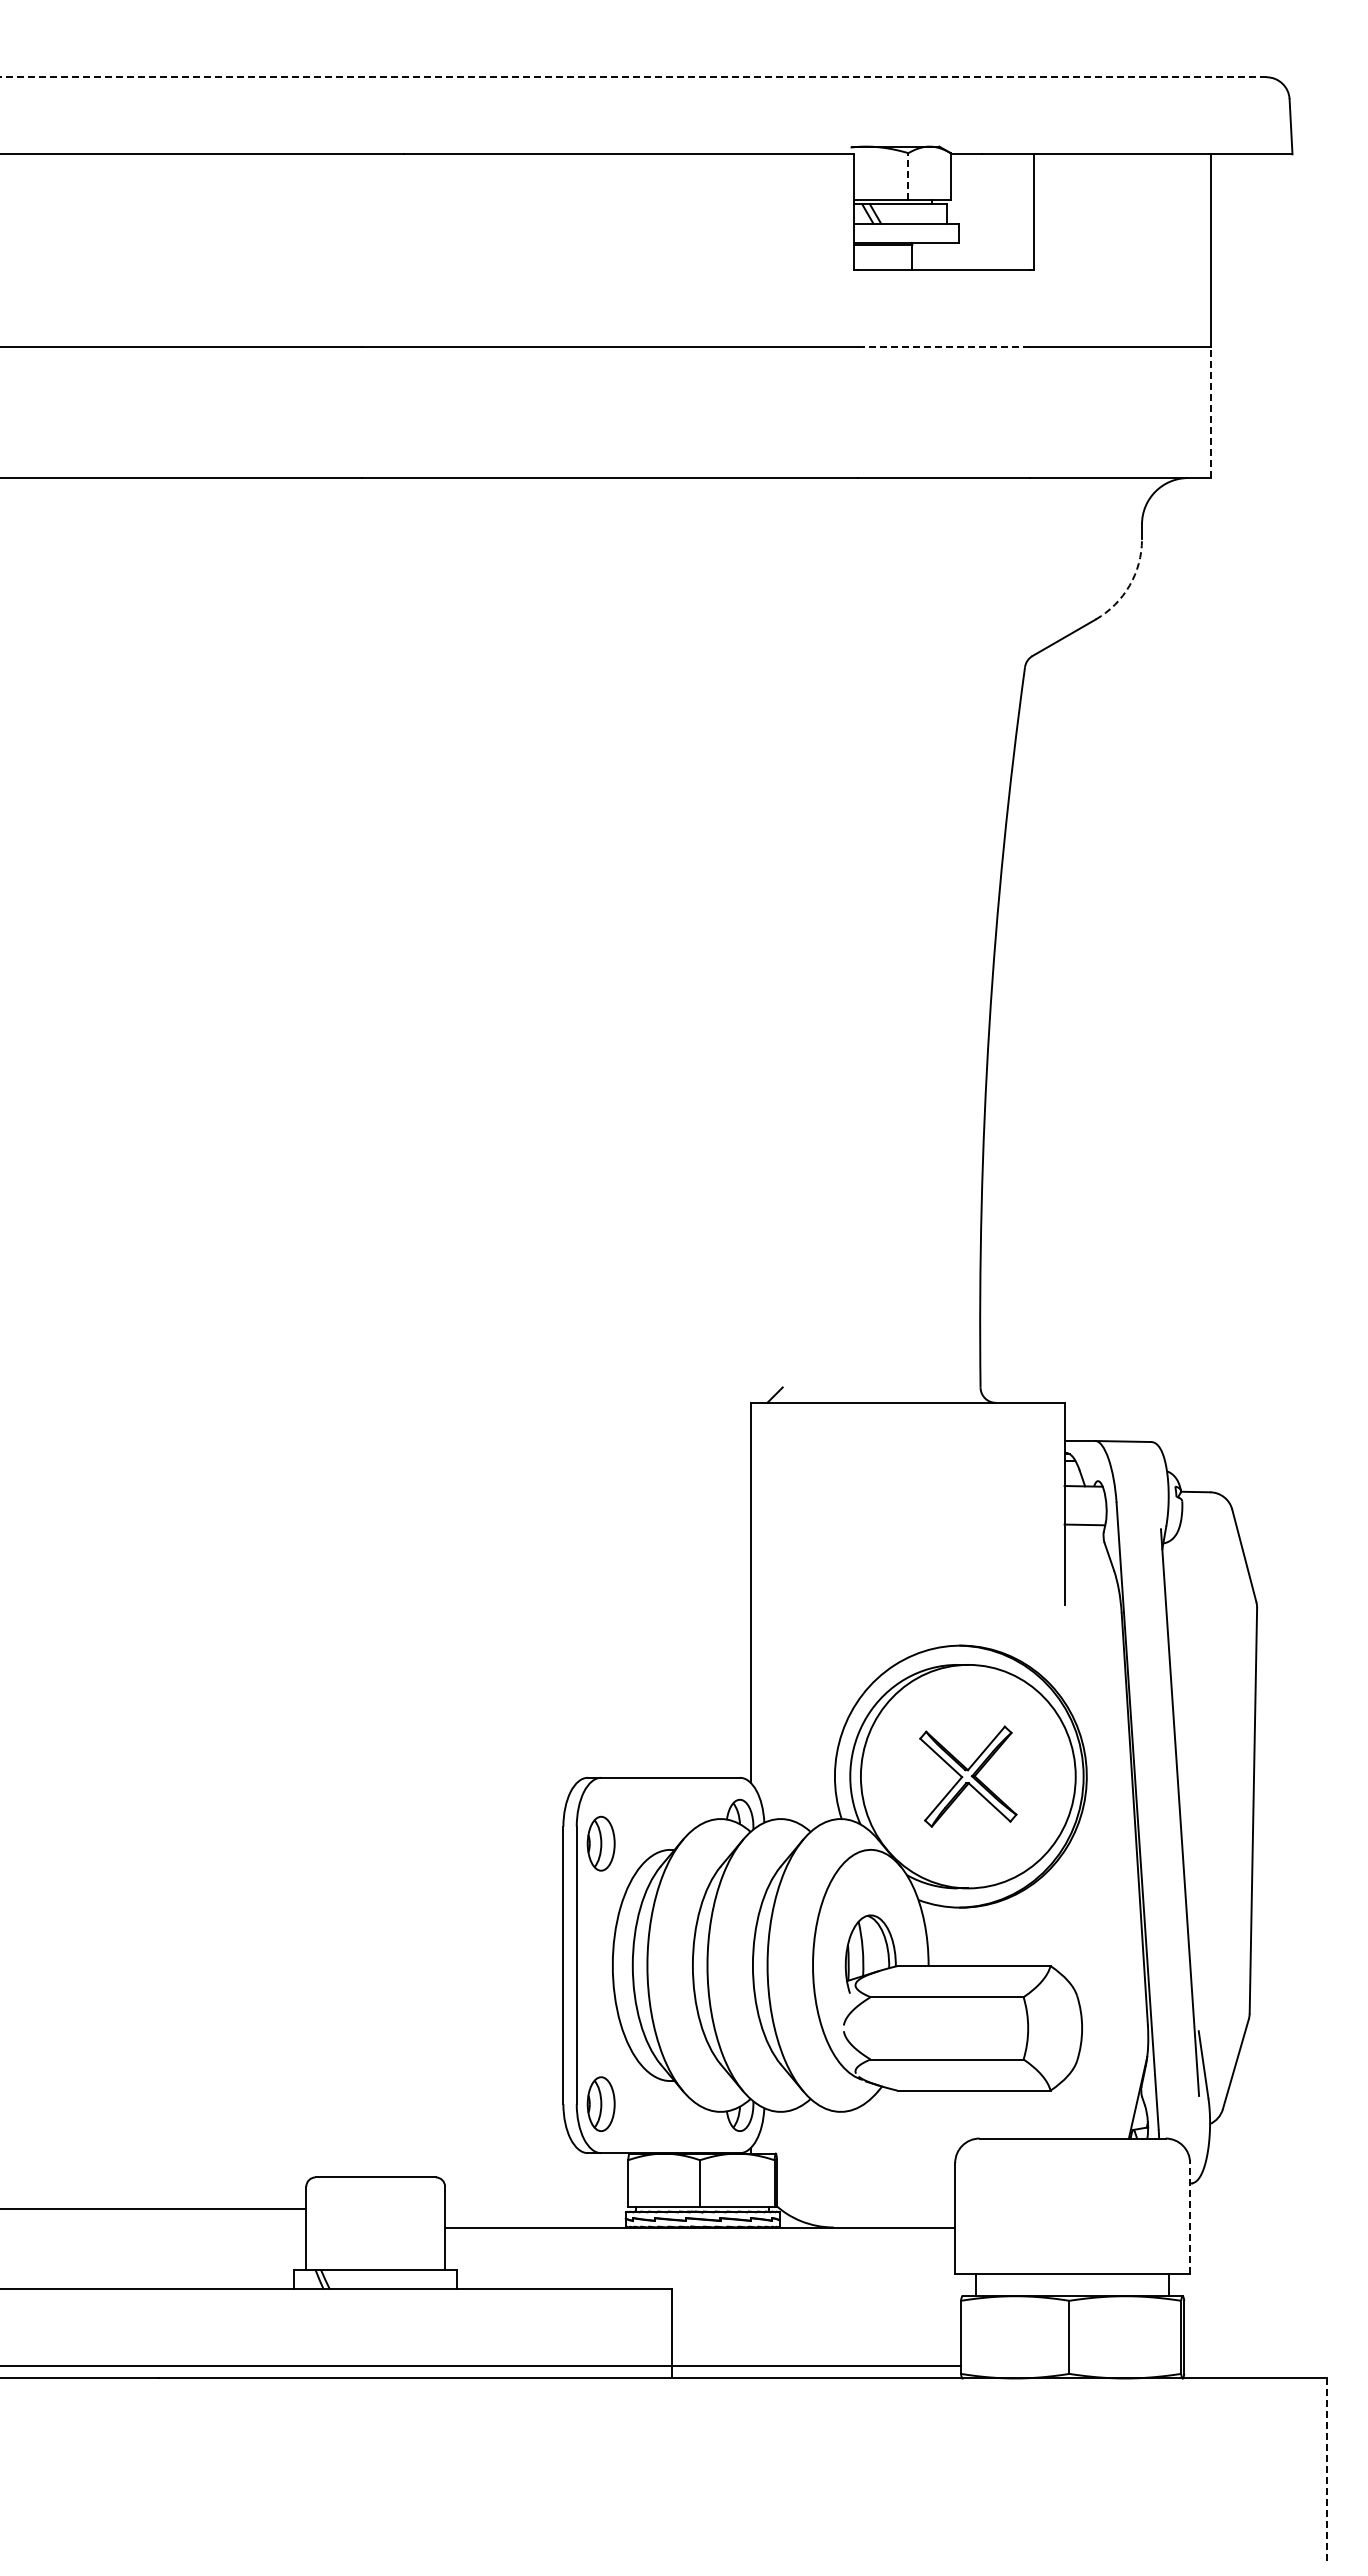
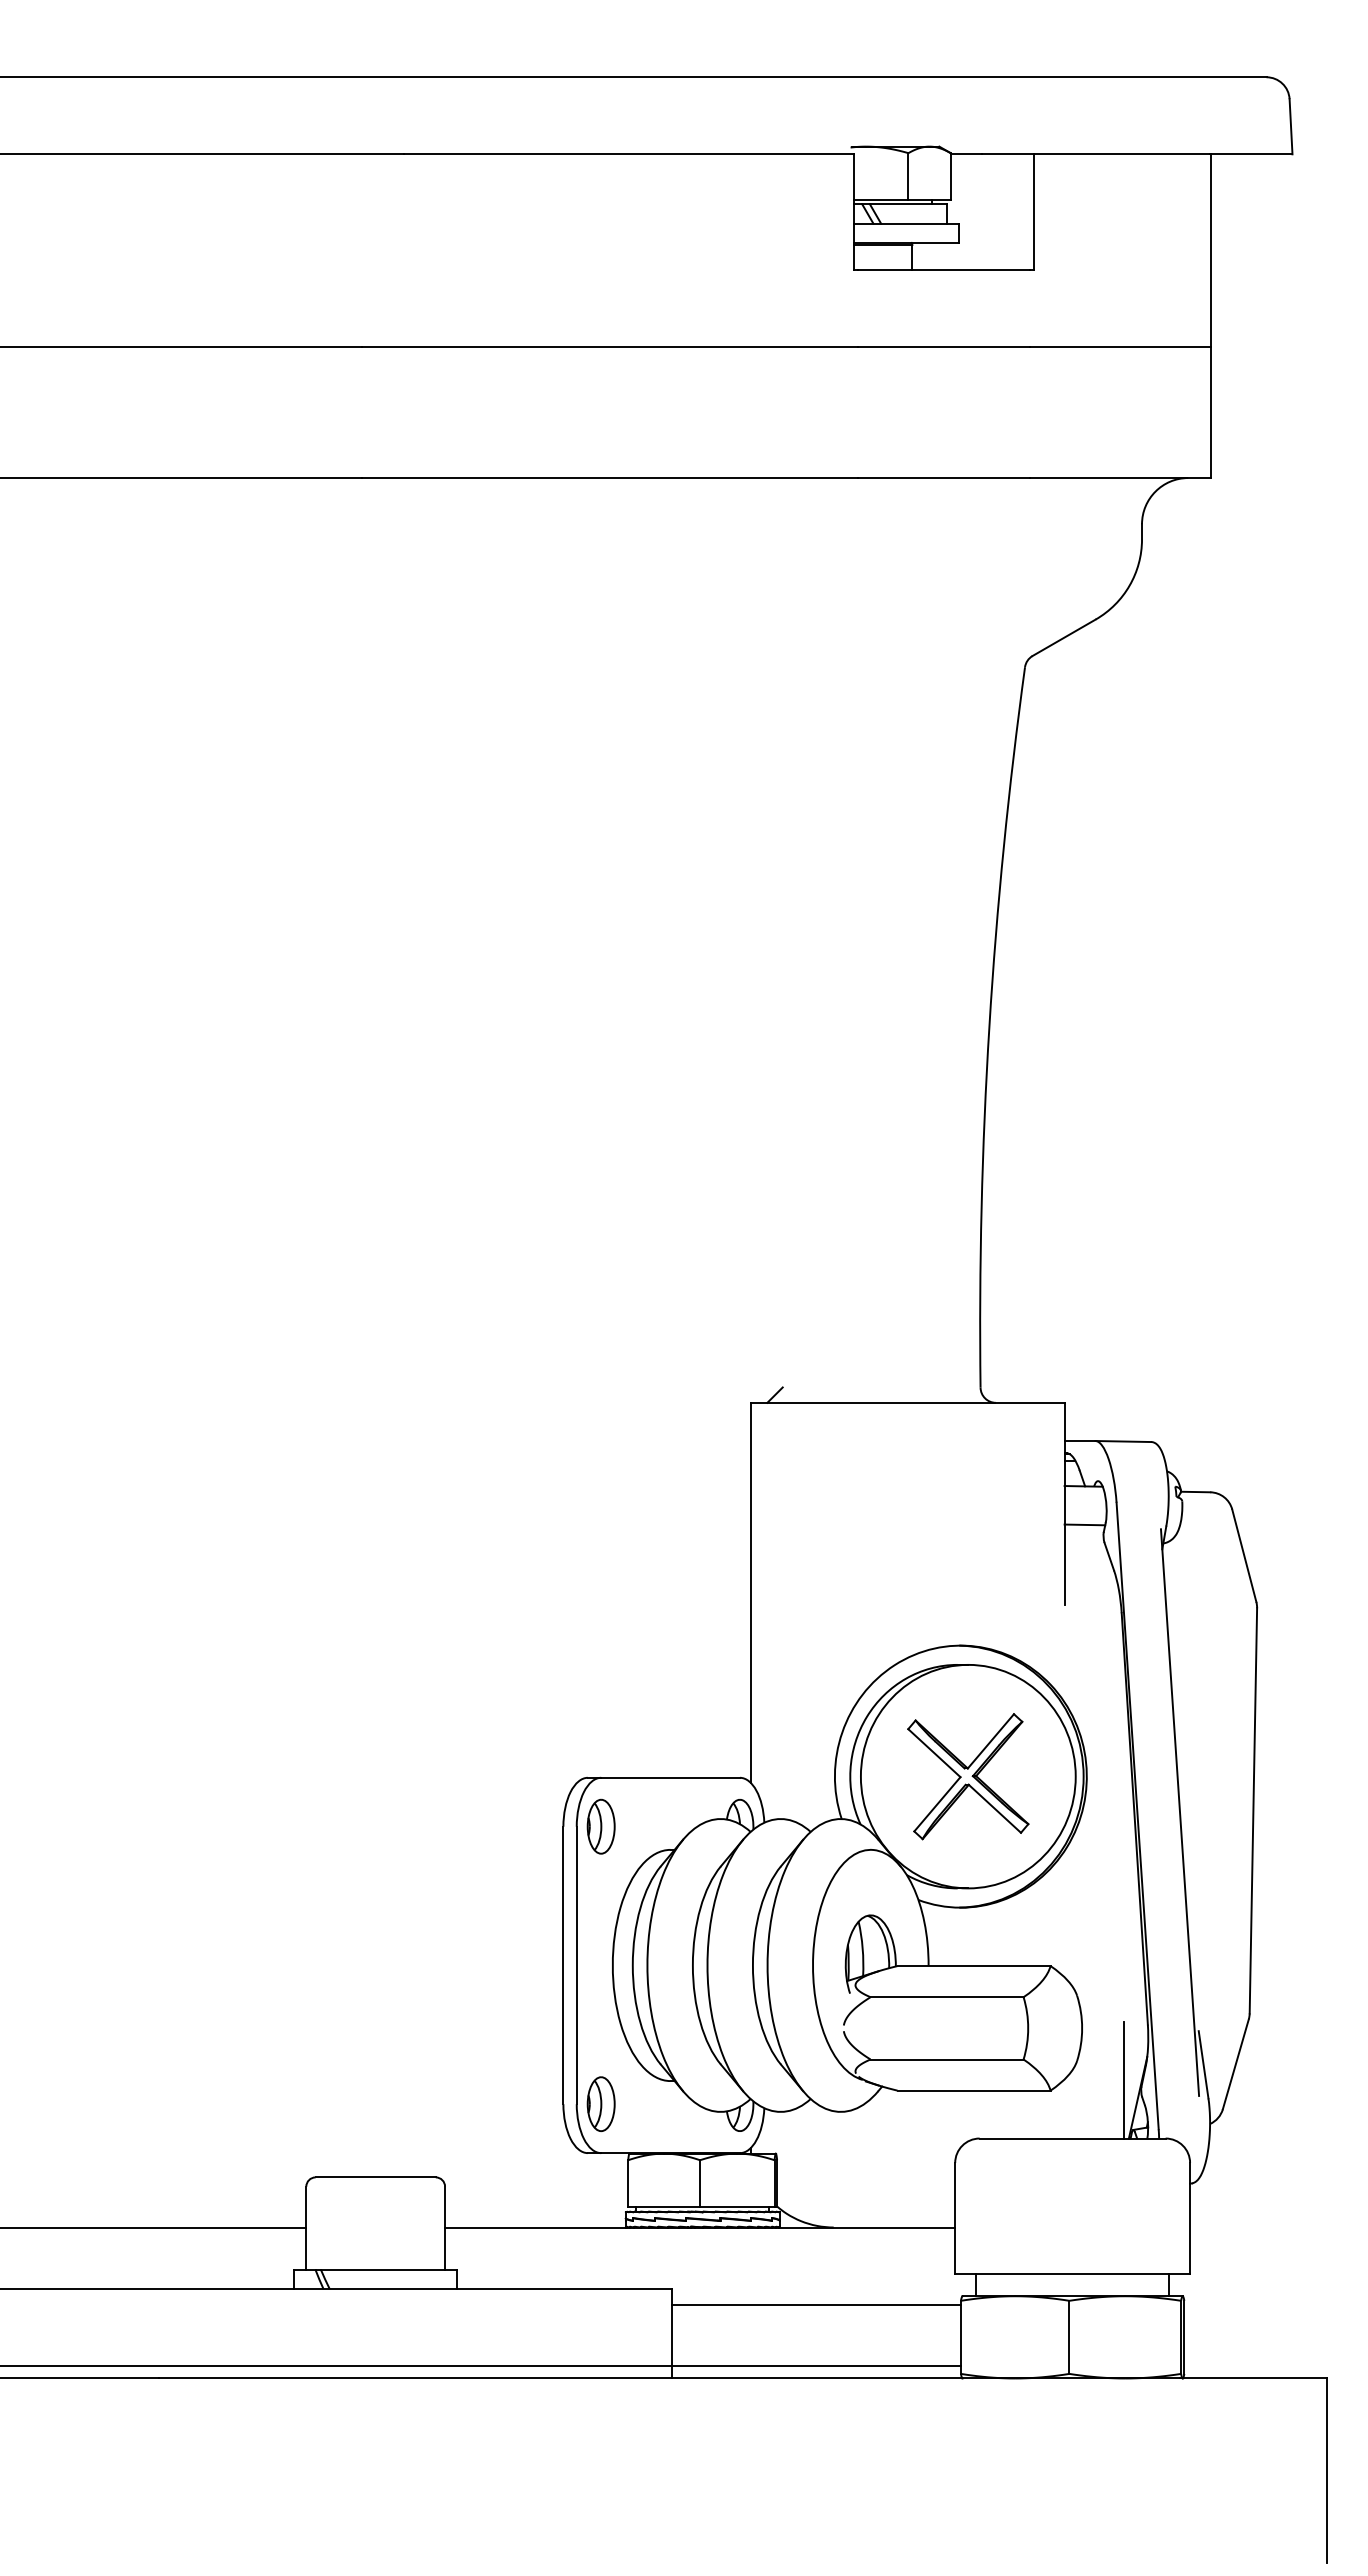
line: dashed -> solid (633, 77)
line: dashed -> solid (908, 176)
line: dashed -> solid (944, 347)
line: dashed -> solid (1211, 412)
arc: dashed -> solid (1129, 585)
part size: 99x103 px -> 123x128 px (968, 1776)
part position: (600, 1843) -> (600, 1826) (600, 1826)
line: none -> present (1123, 2079)
line position: (154, 2208) -> (154, 2227) (154, 2227)
line: dashed -> solid (1190, 2217)
line: none -> present (815, 2304)
line: dashed -> solid (1326, 2471)
